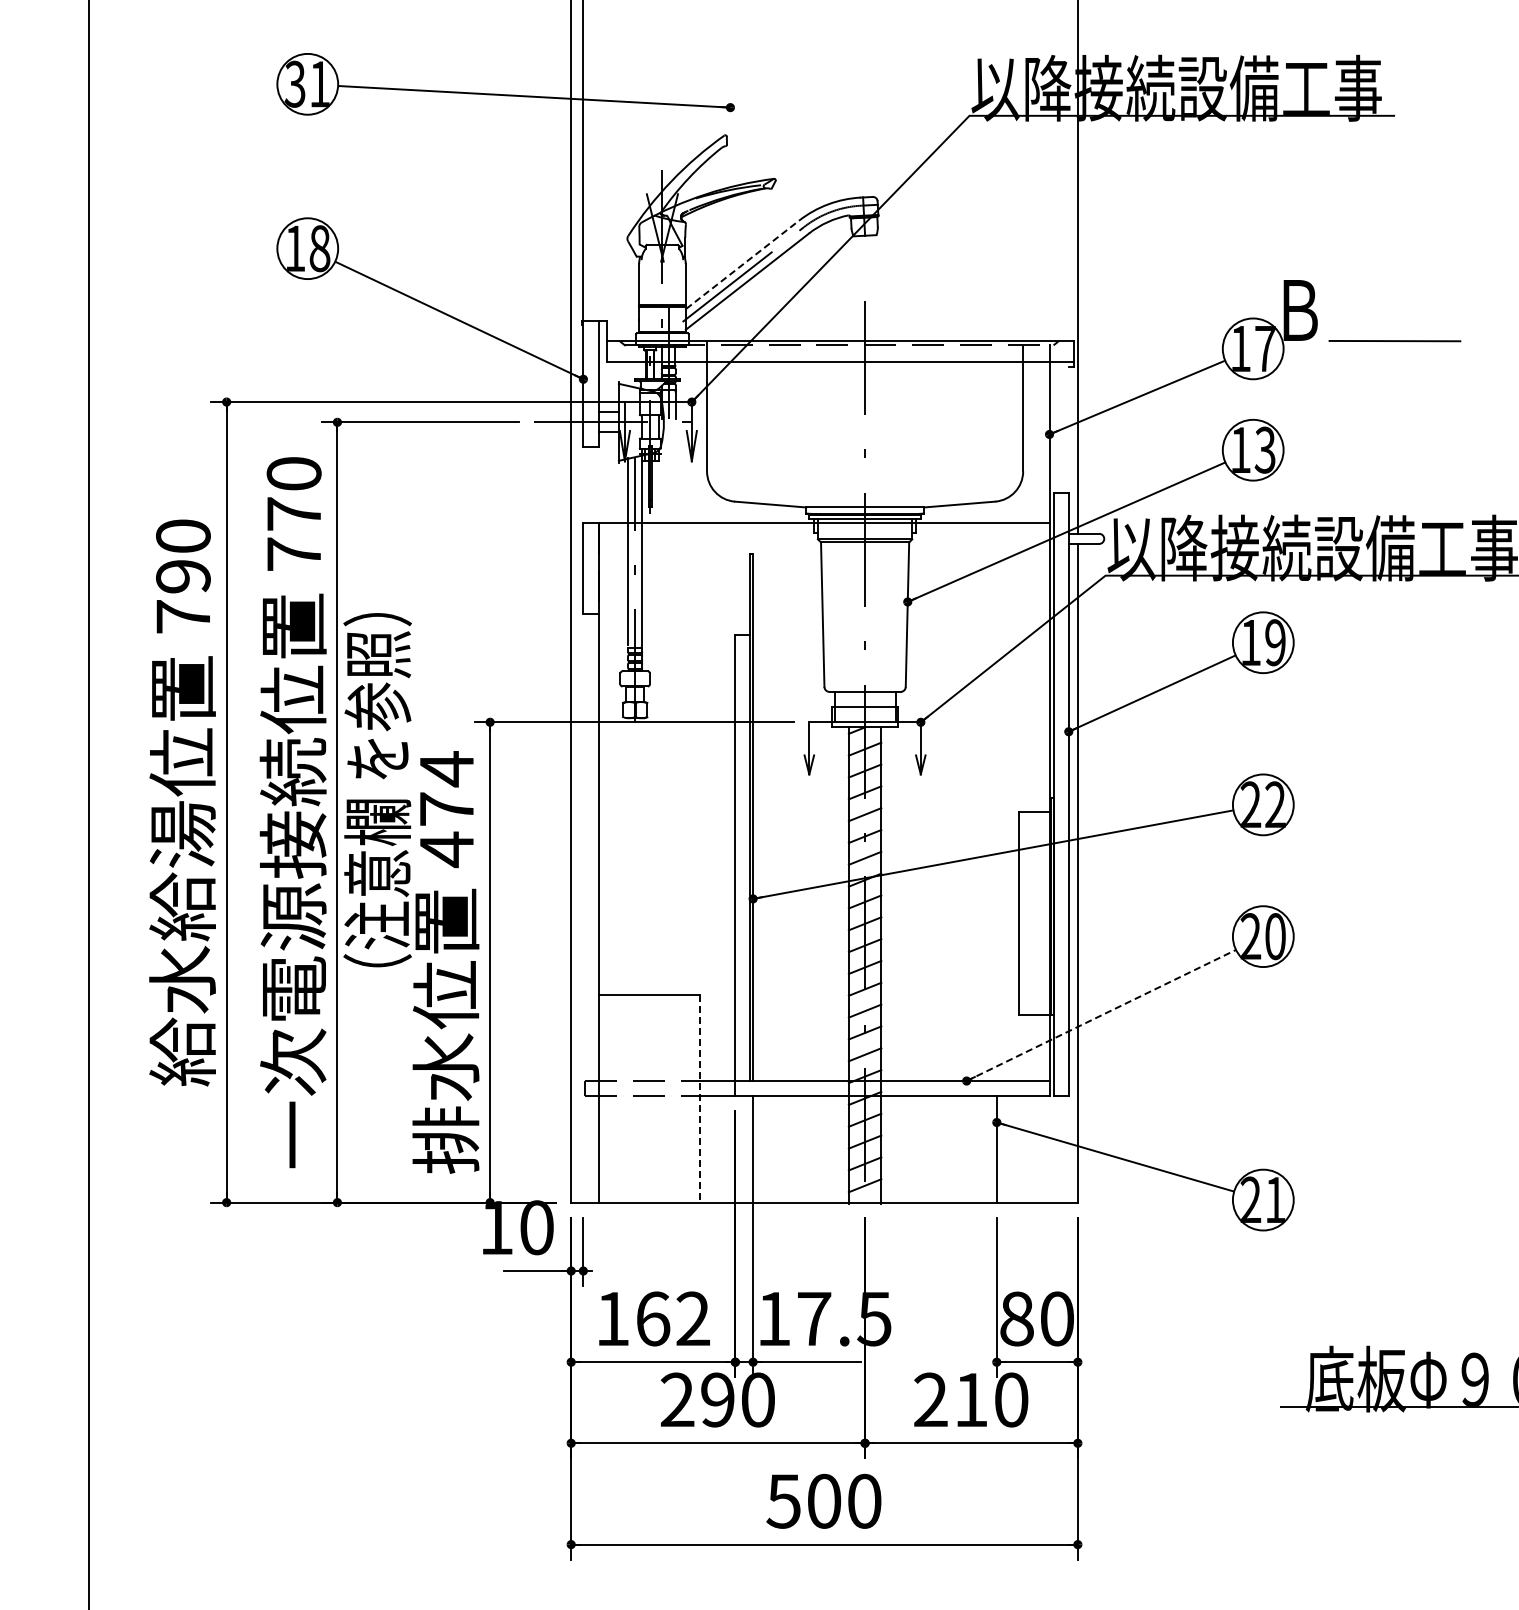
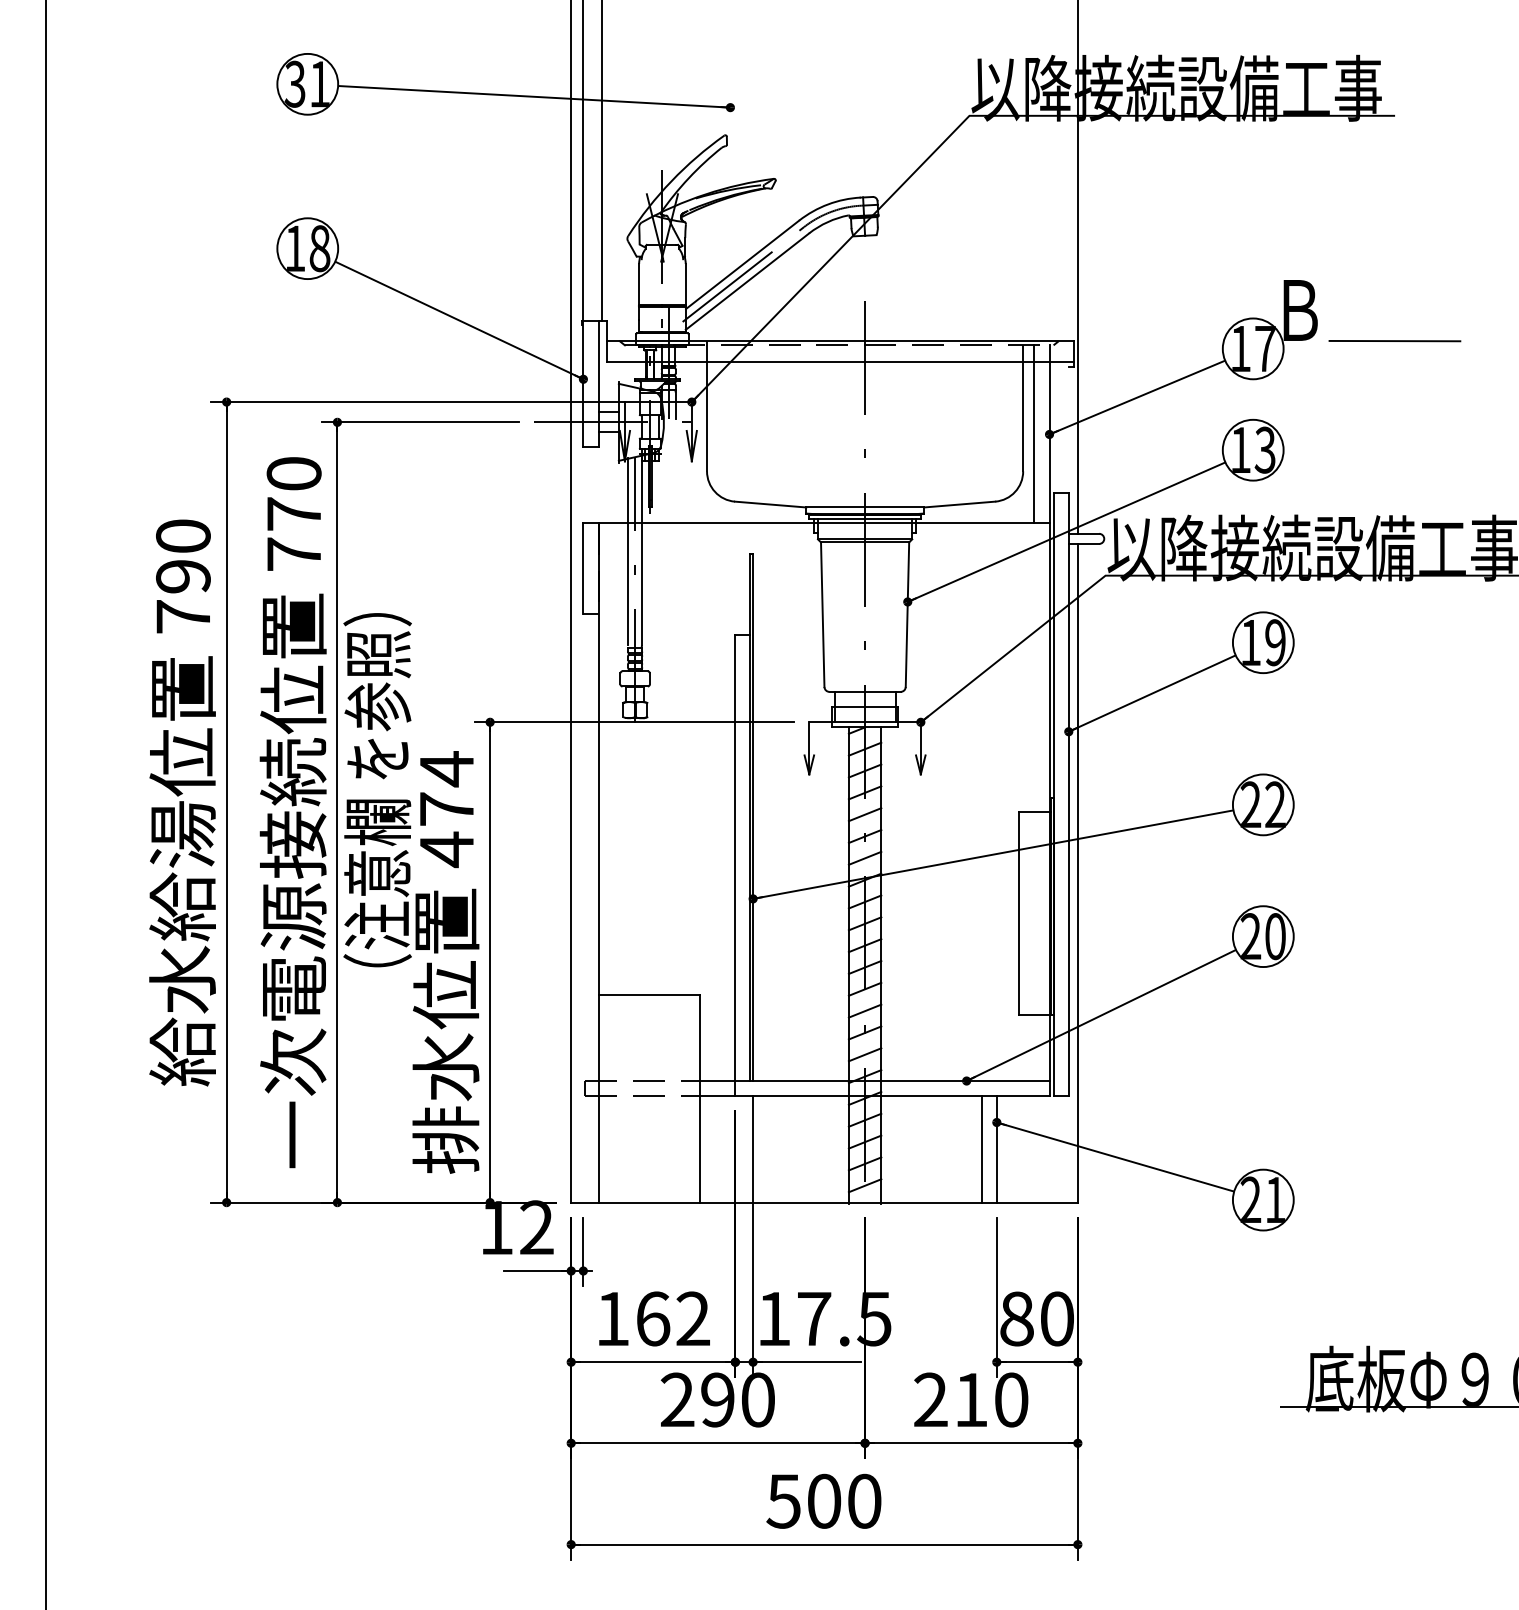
line: none -> present (601, 161)
line: dashed -> solid (742, 264)
line: none -> present (1034, 433)
line position: (88, 804) -> (45, 804) (45, 804)
line: dashed -> solid (1101, 1015)
line: dashed -> solid (699, 1098)
line: none -> present (981, 1149)
text: 10 -> 12 (536, 1227)
